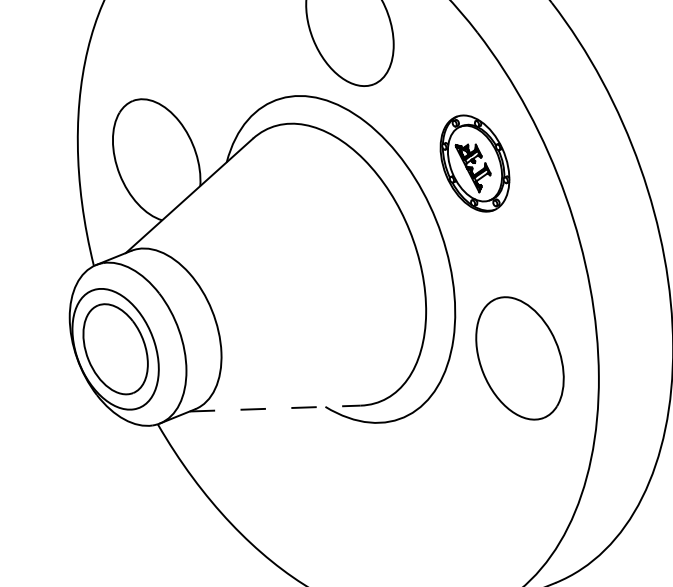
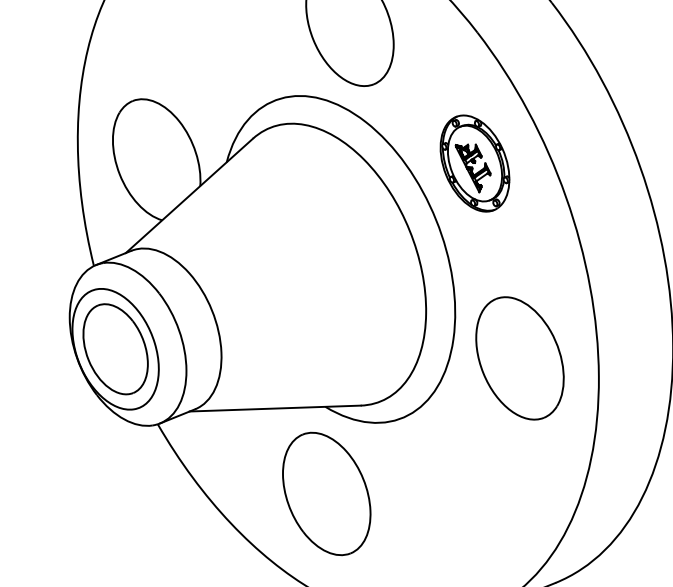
line: dashed -> solid (275, 408)
part: none -> present (326, 493)
